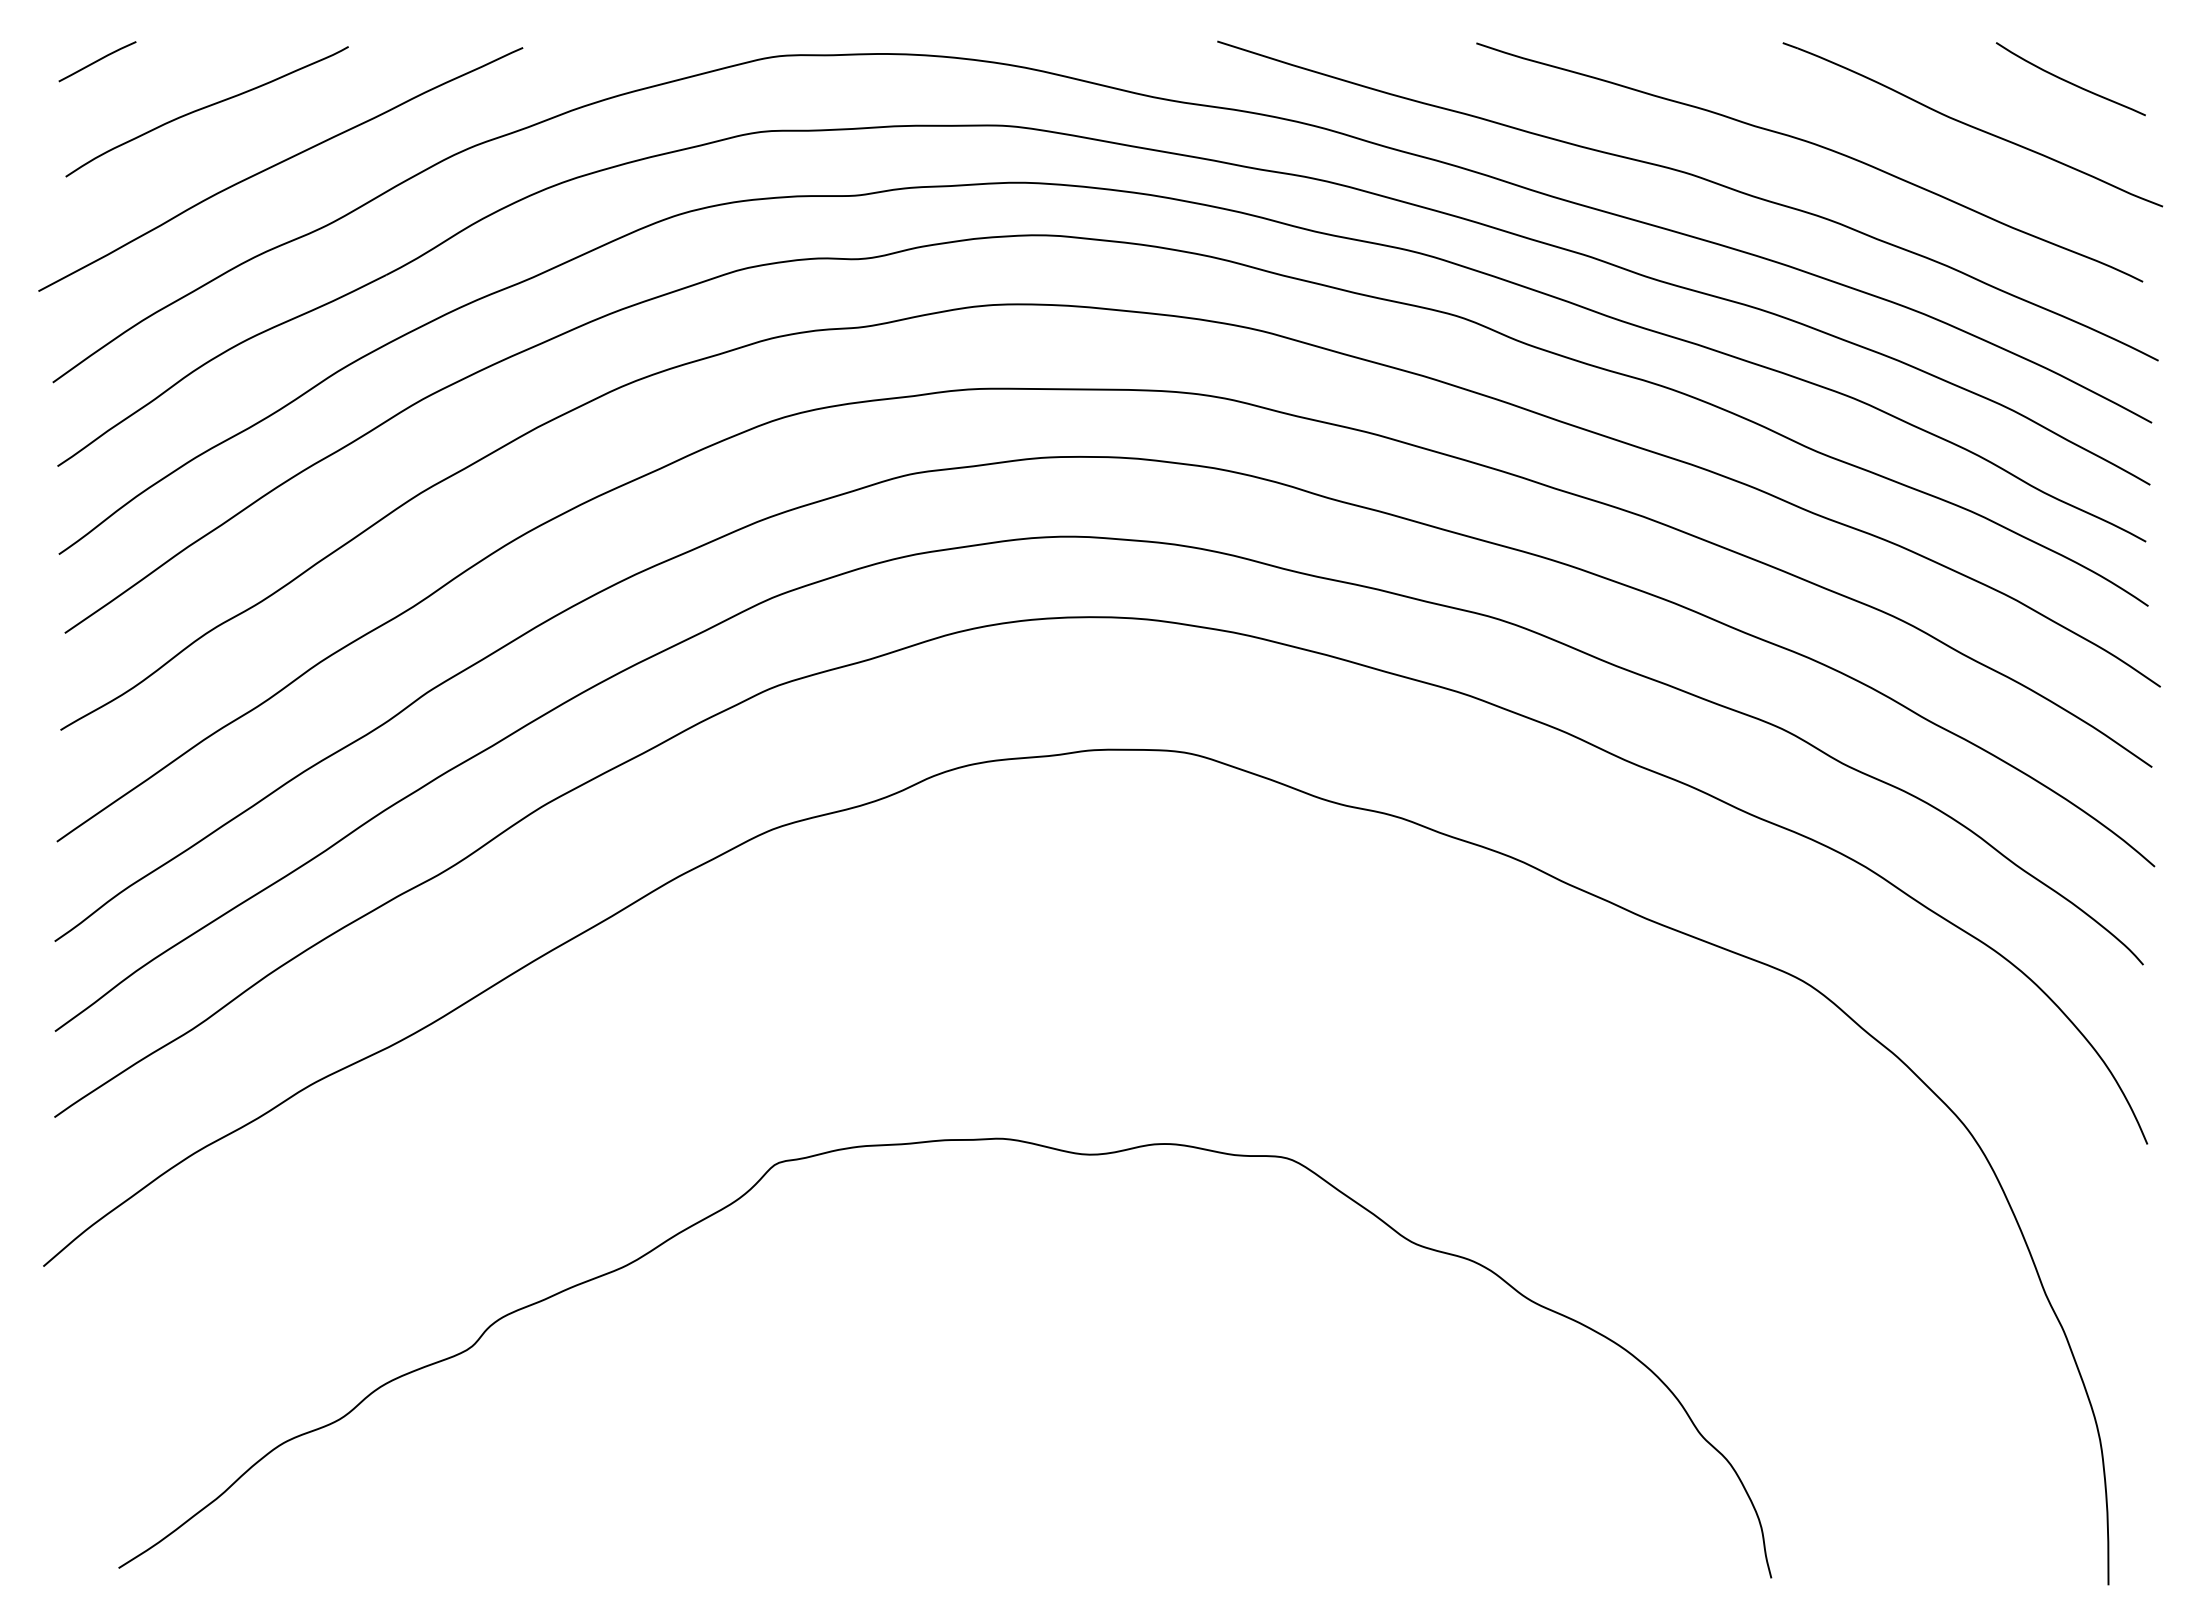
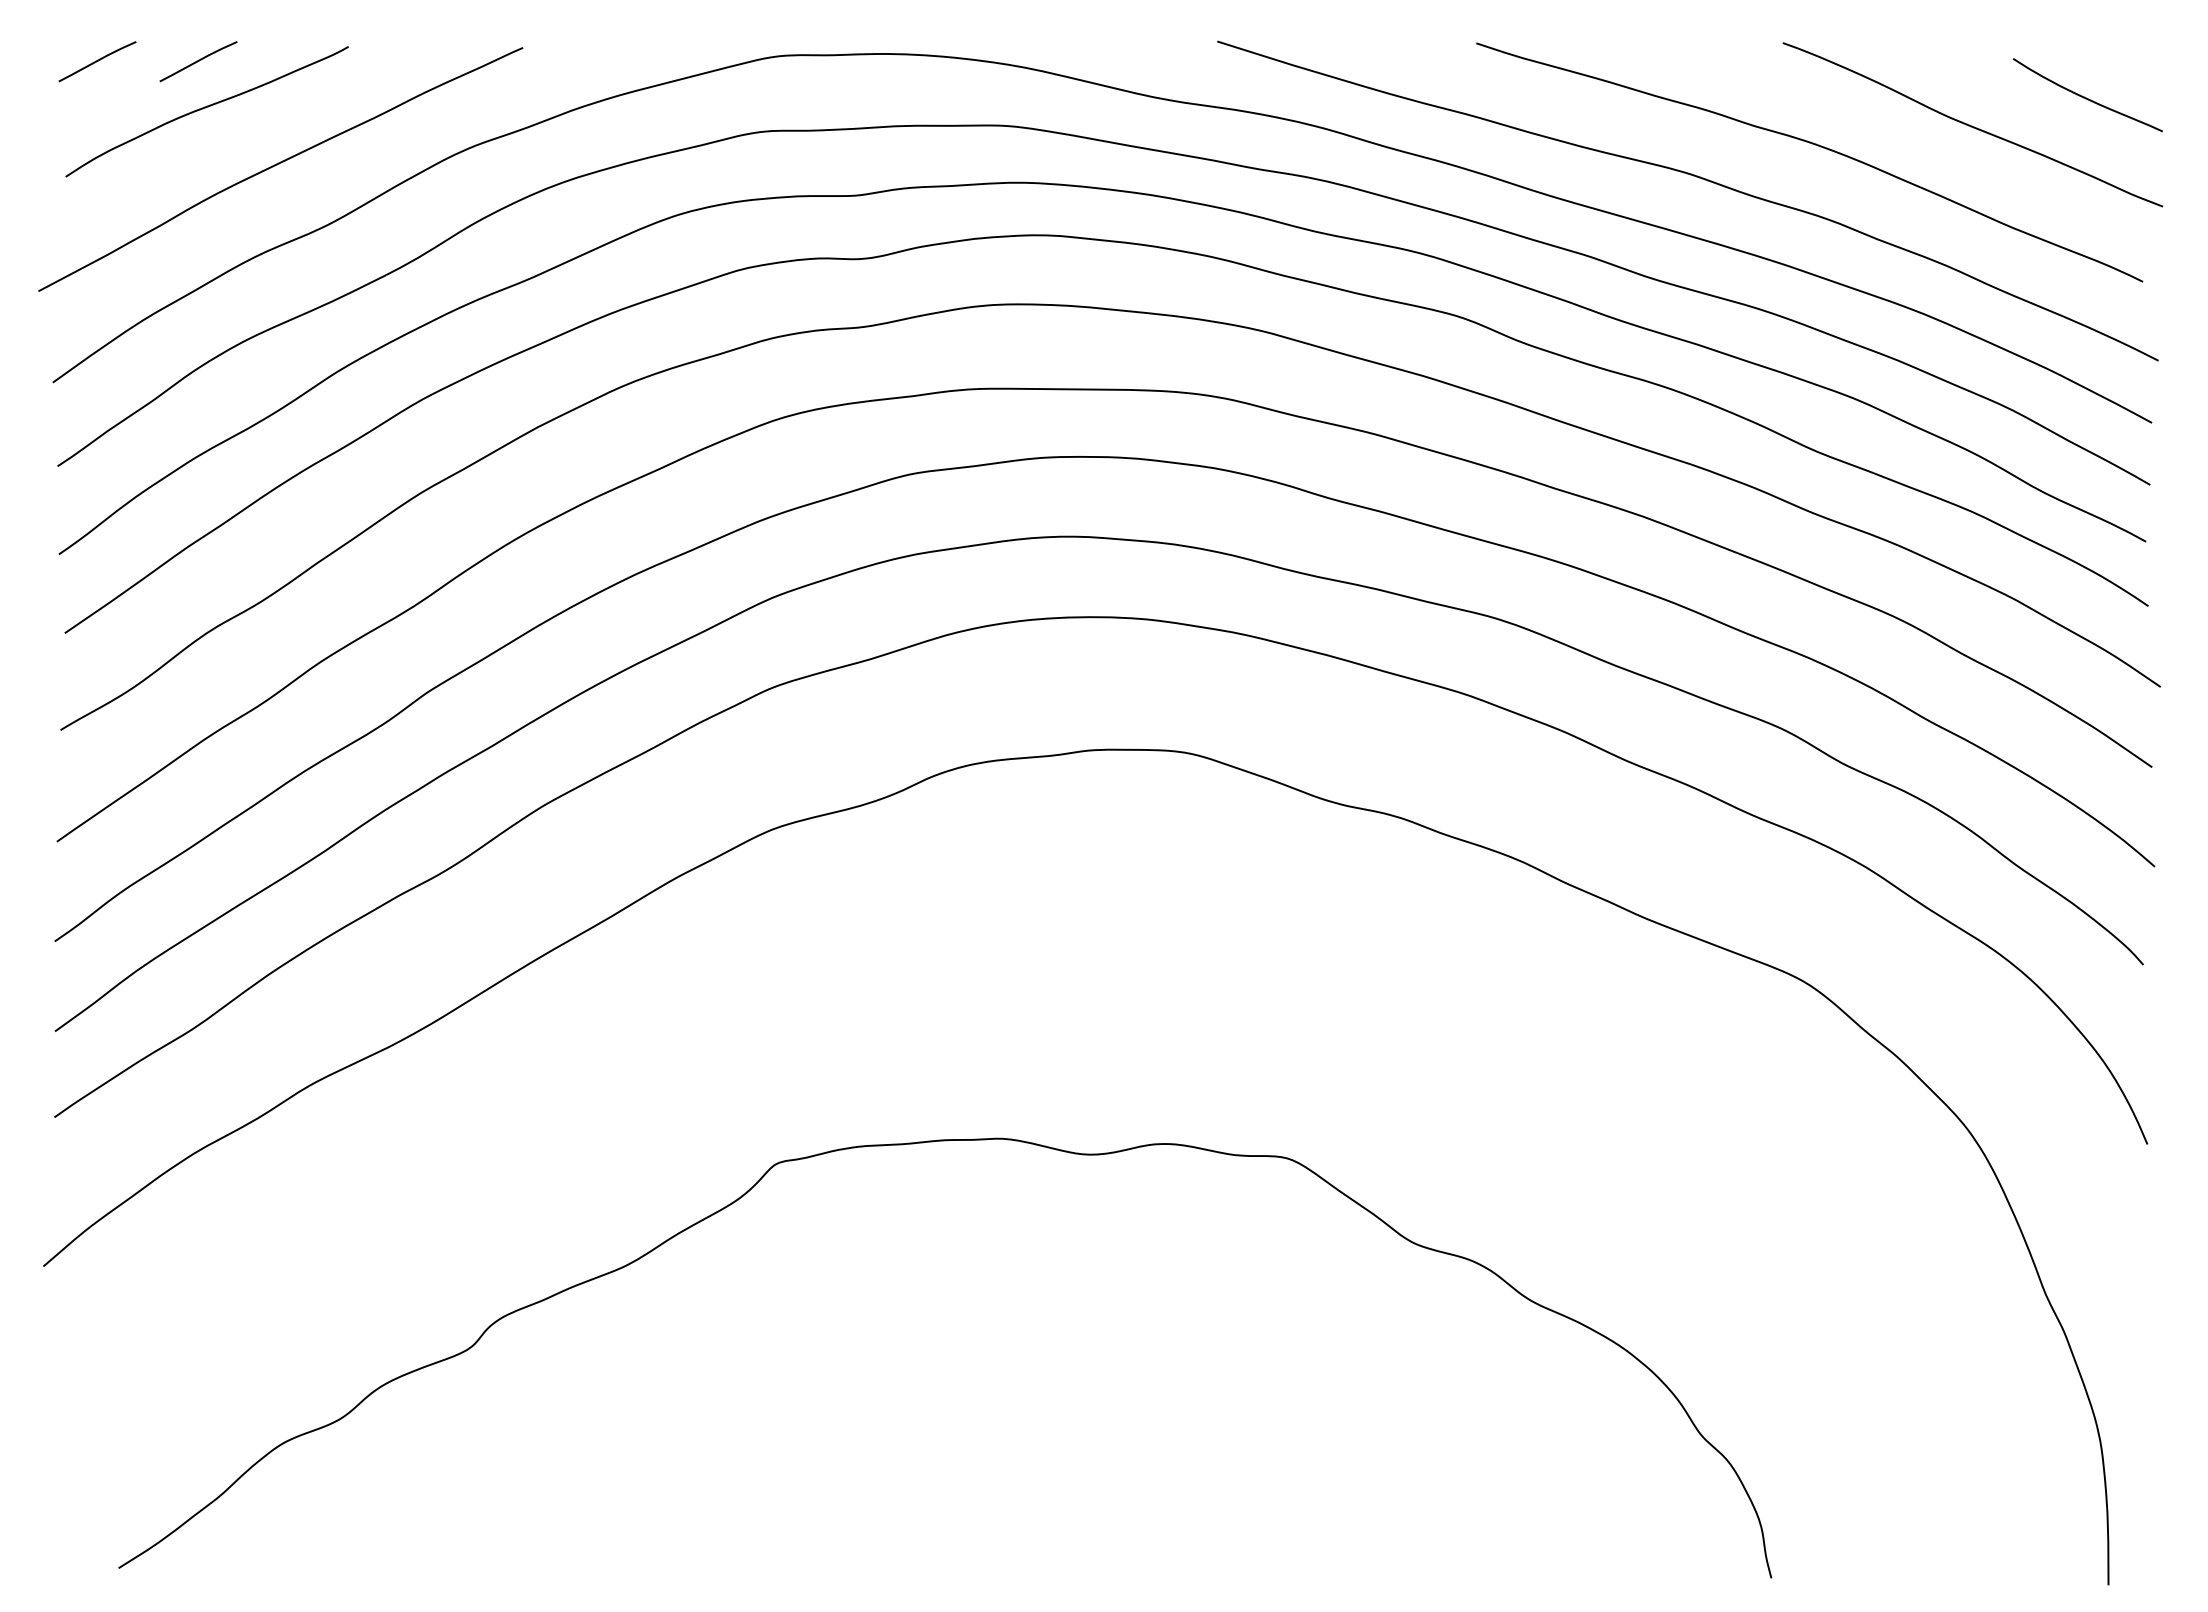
line: none -> present (198, 61)
curve position: (2069, 81) -> (2086, 97) (2086, 97)
